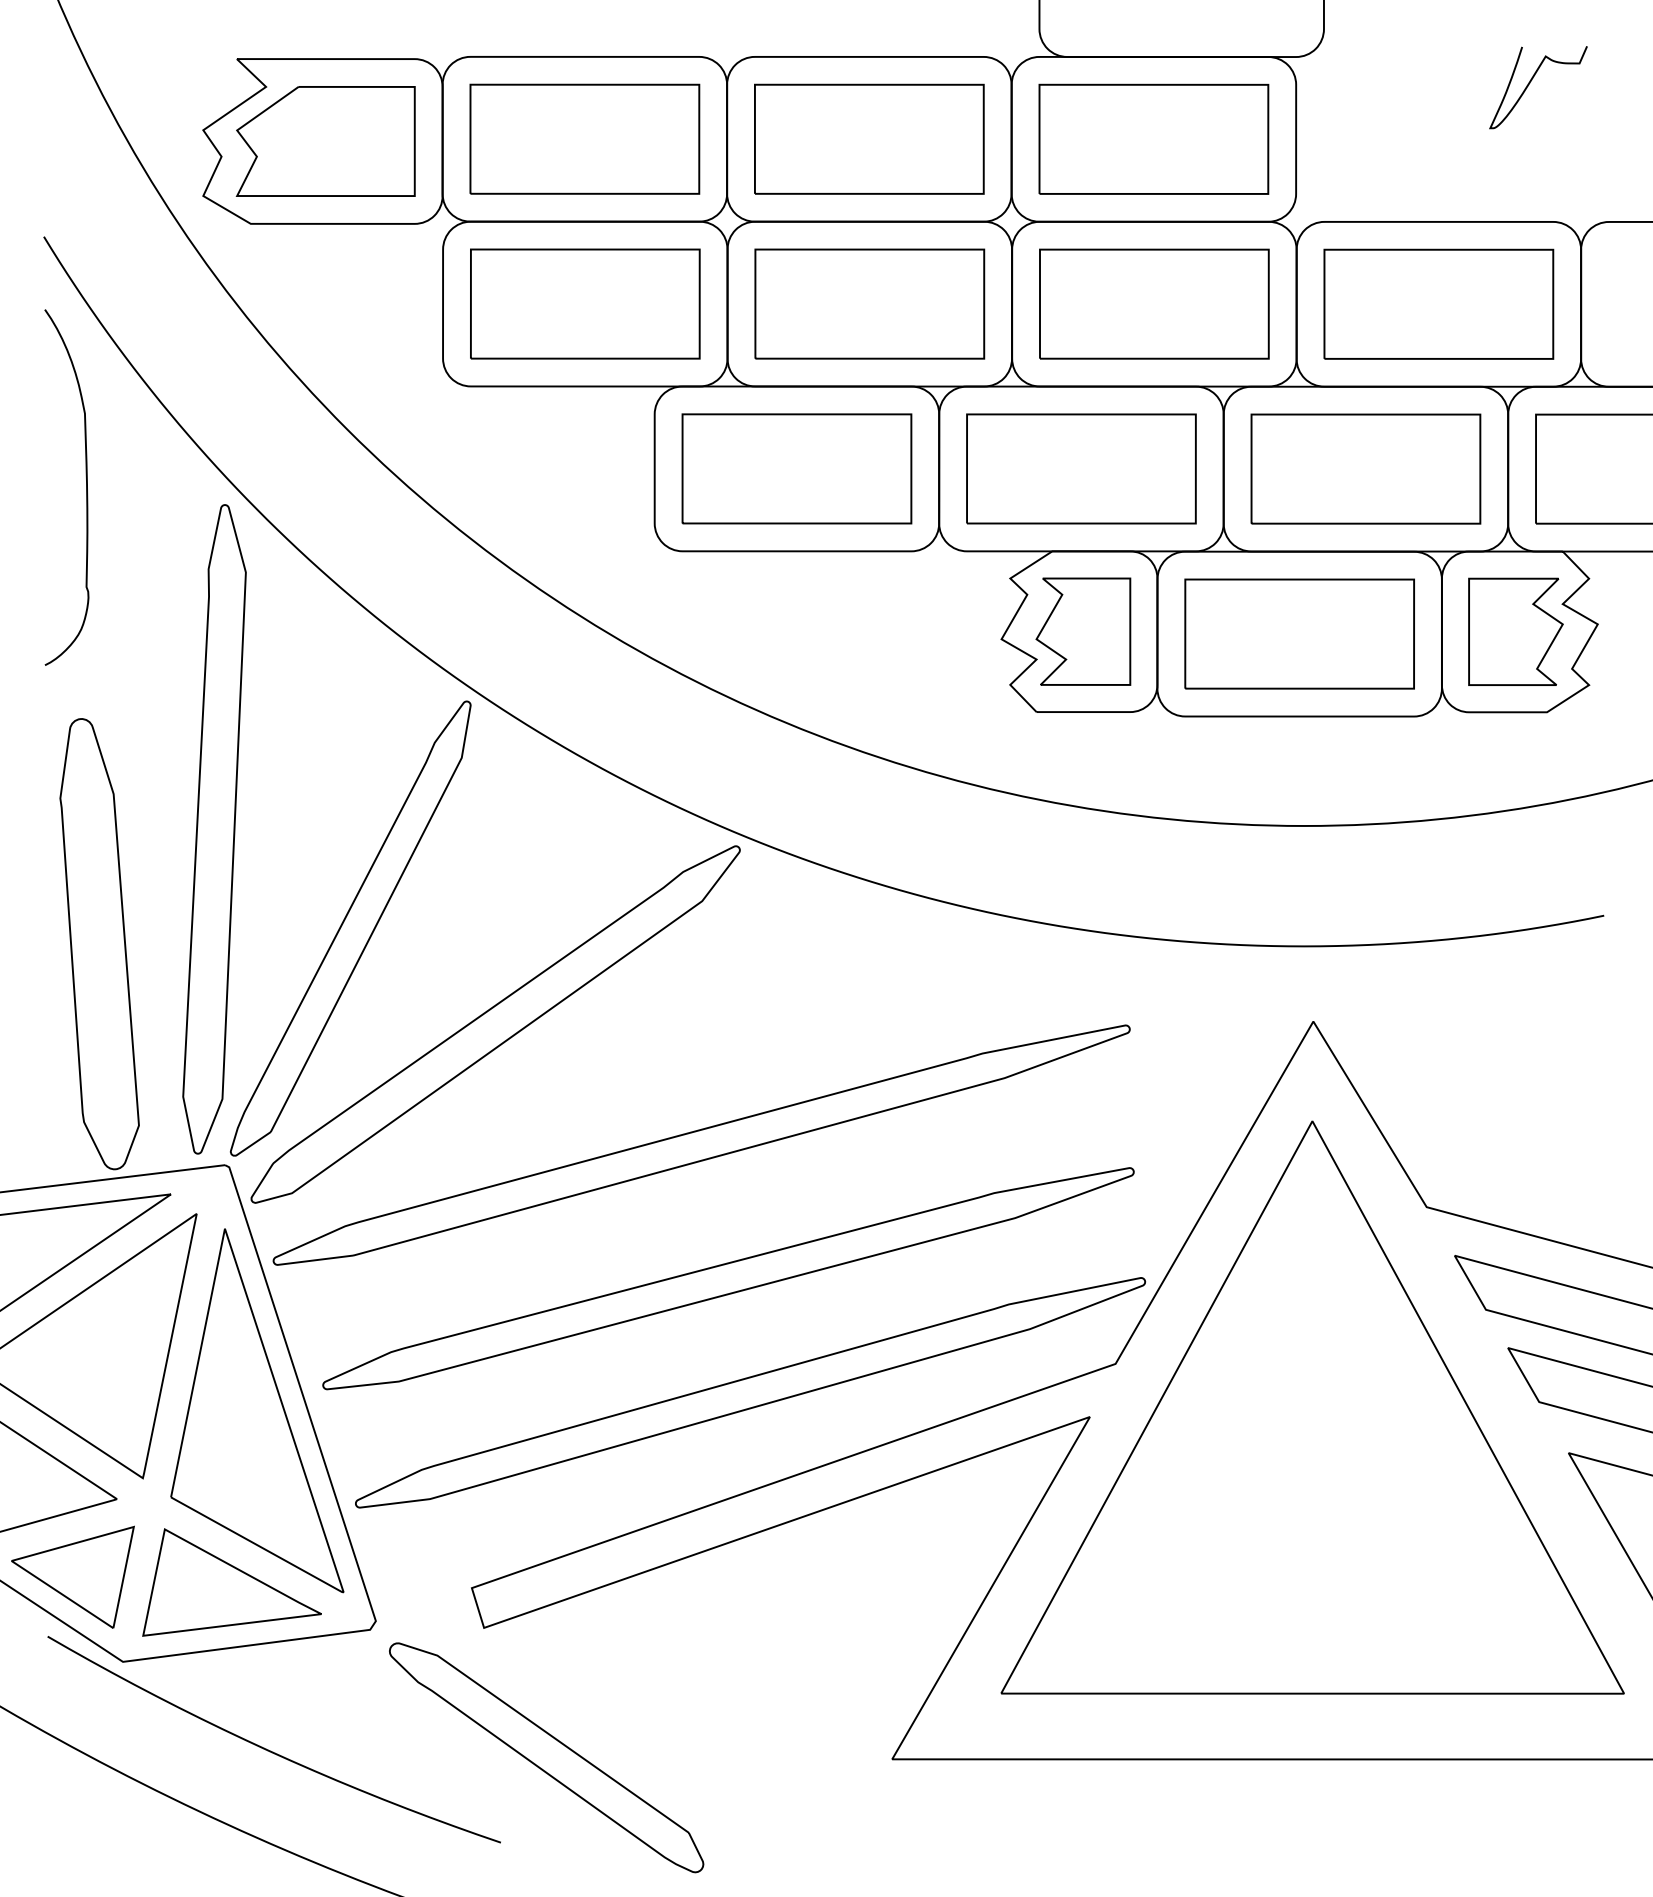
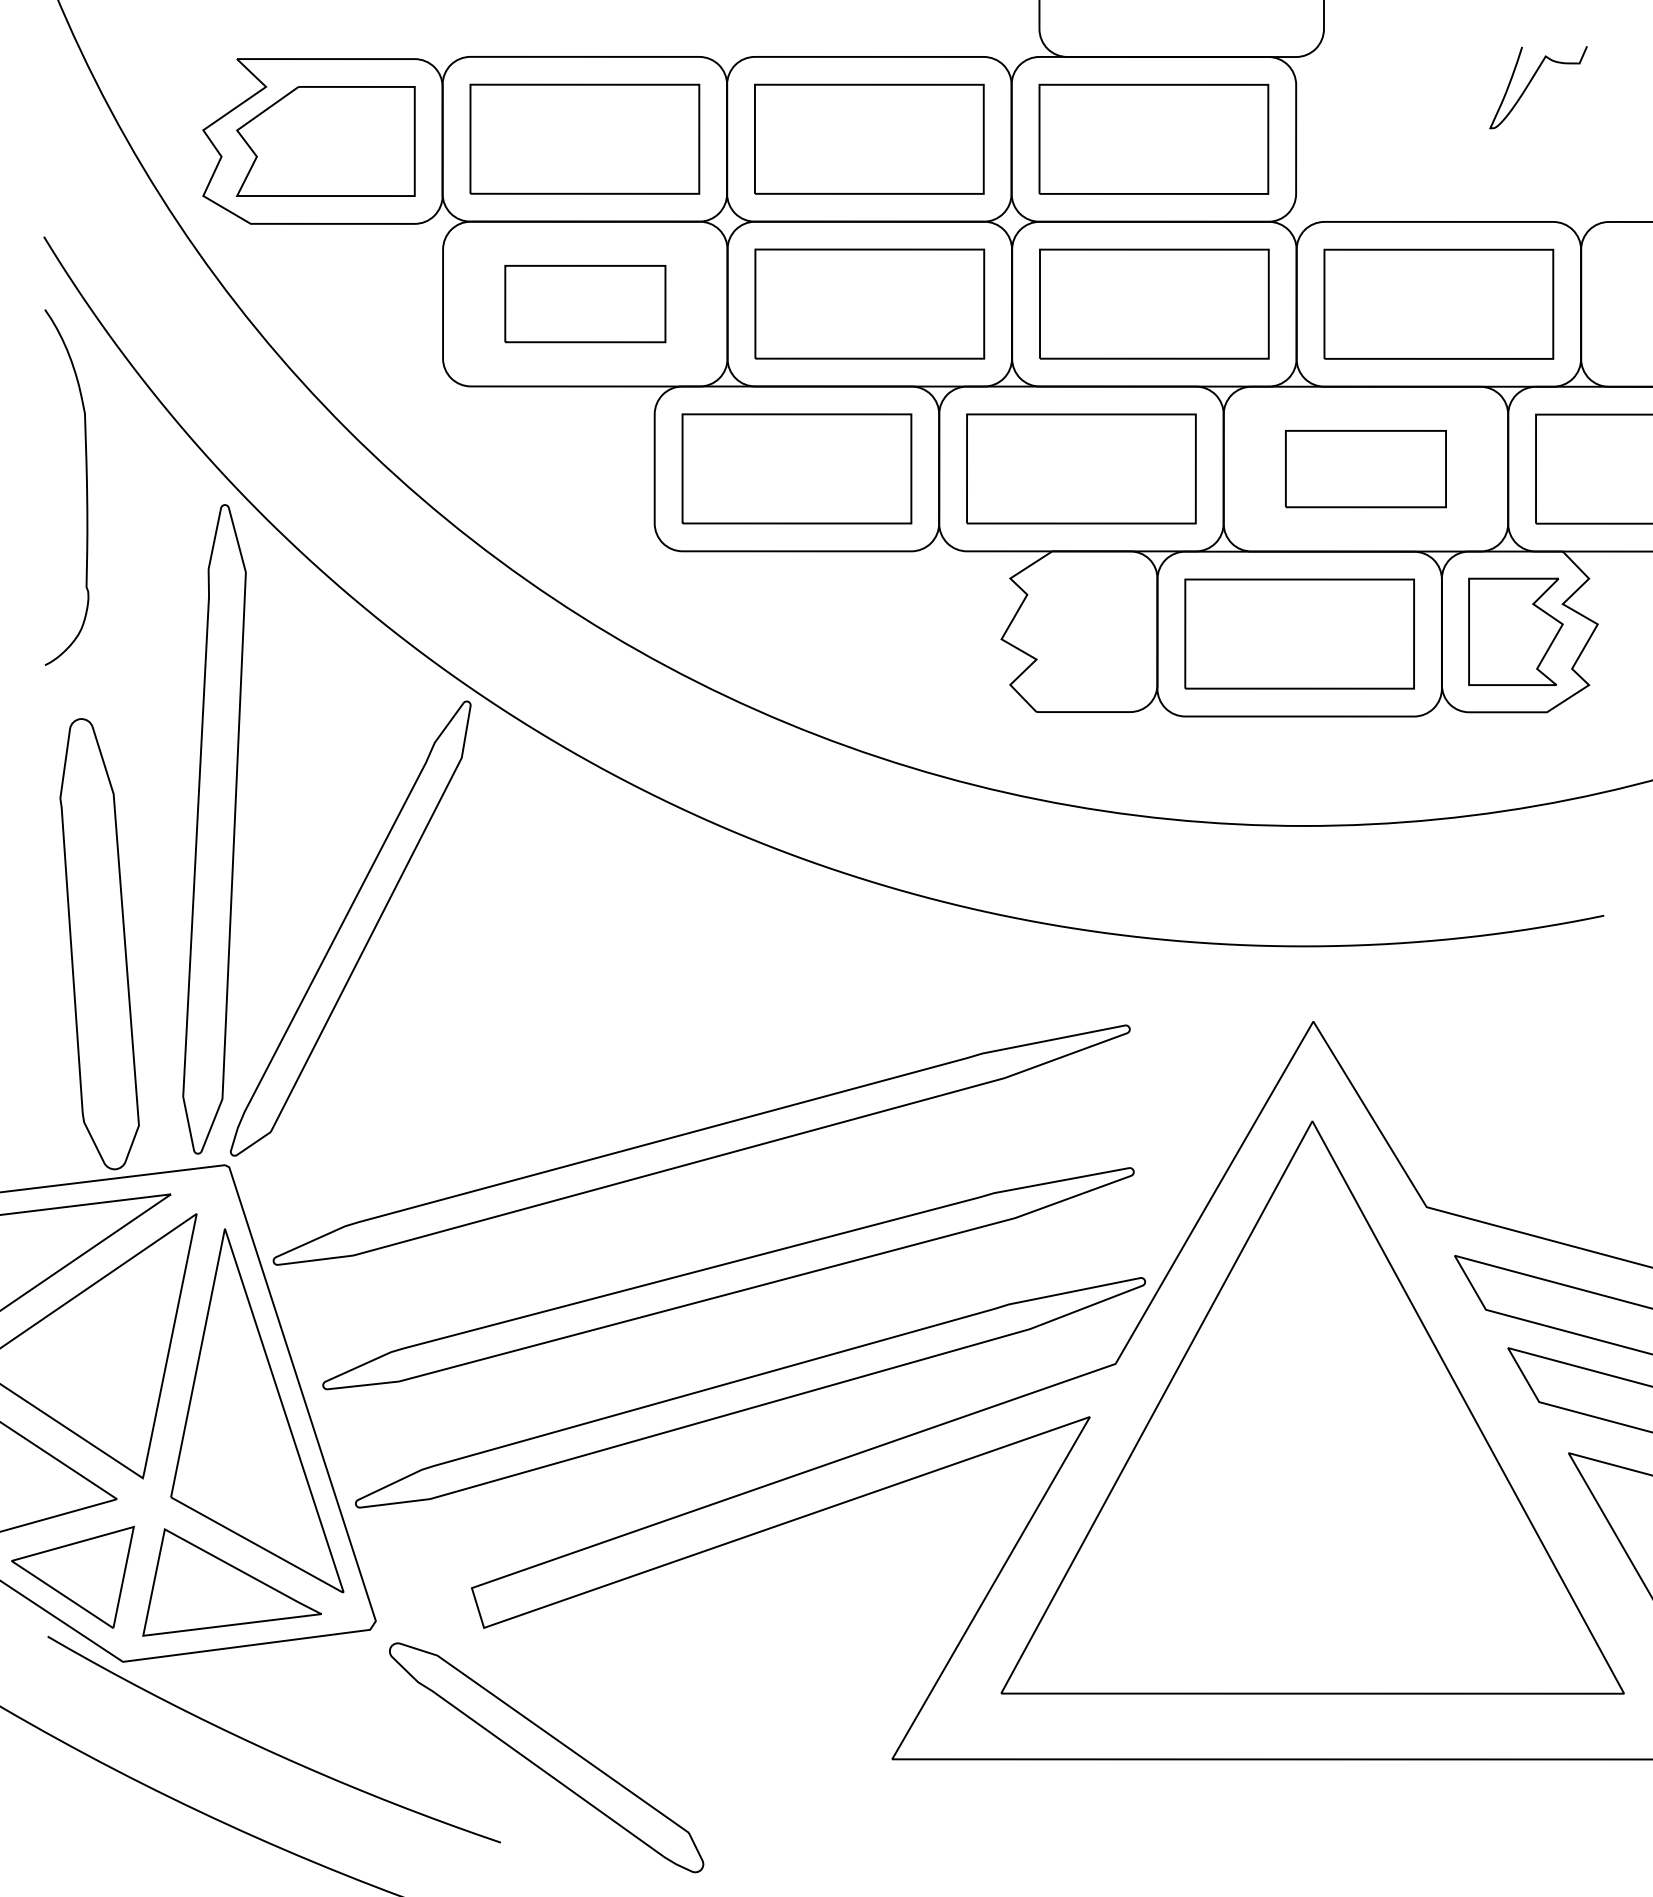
part size: 231x112 px -> 163x79 px (585, 304)
part size: 232x112 px -> 162x79 px (1365, 469)
part: present -> none (1083, 631)
part: present -> none (495, 1024)
